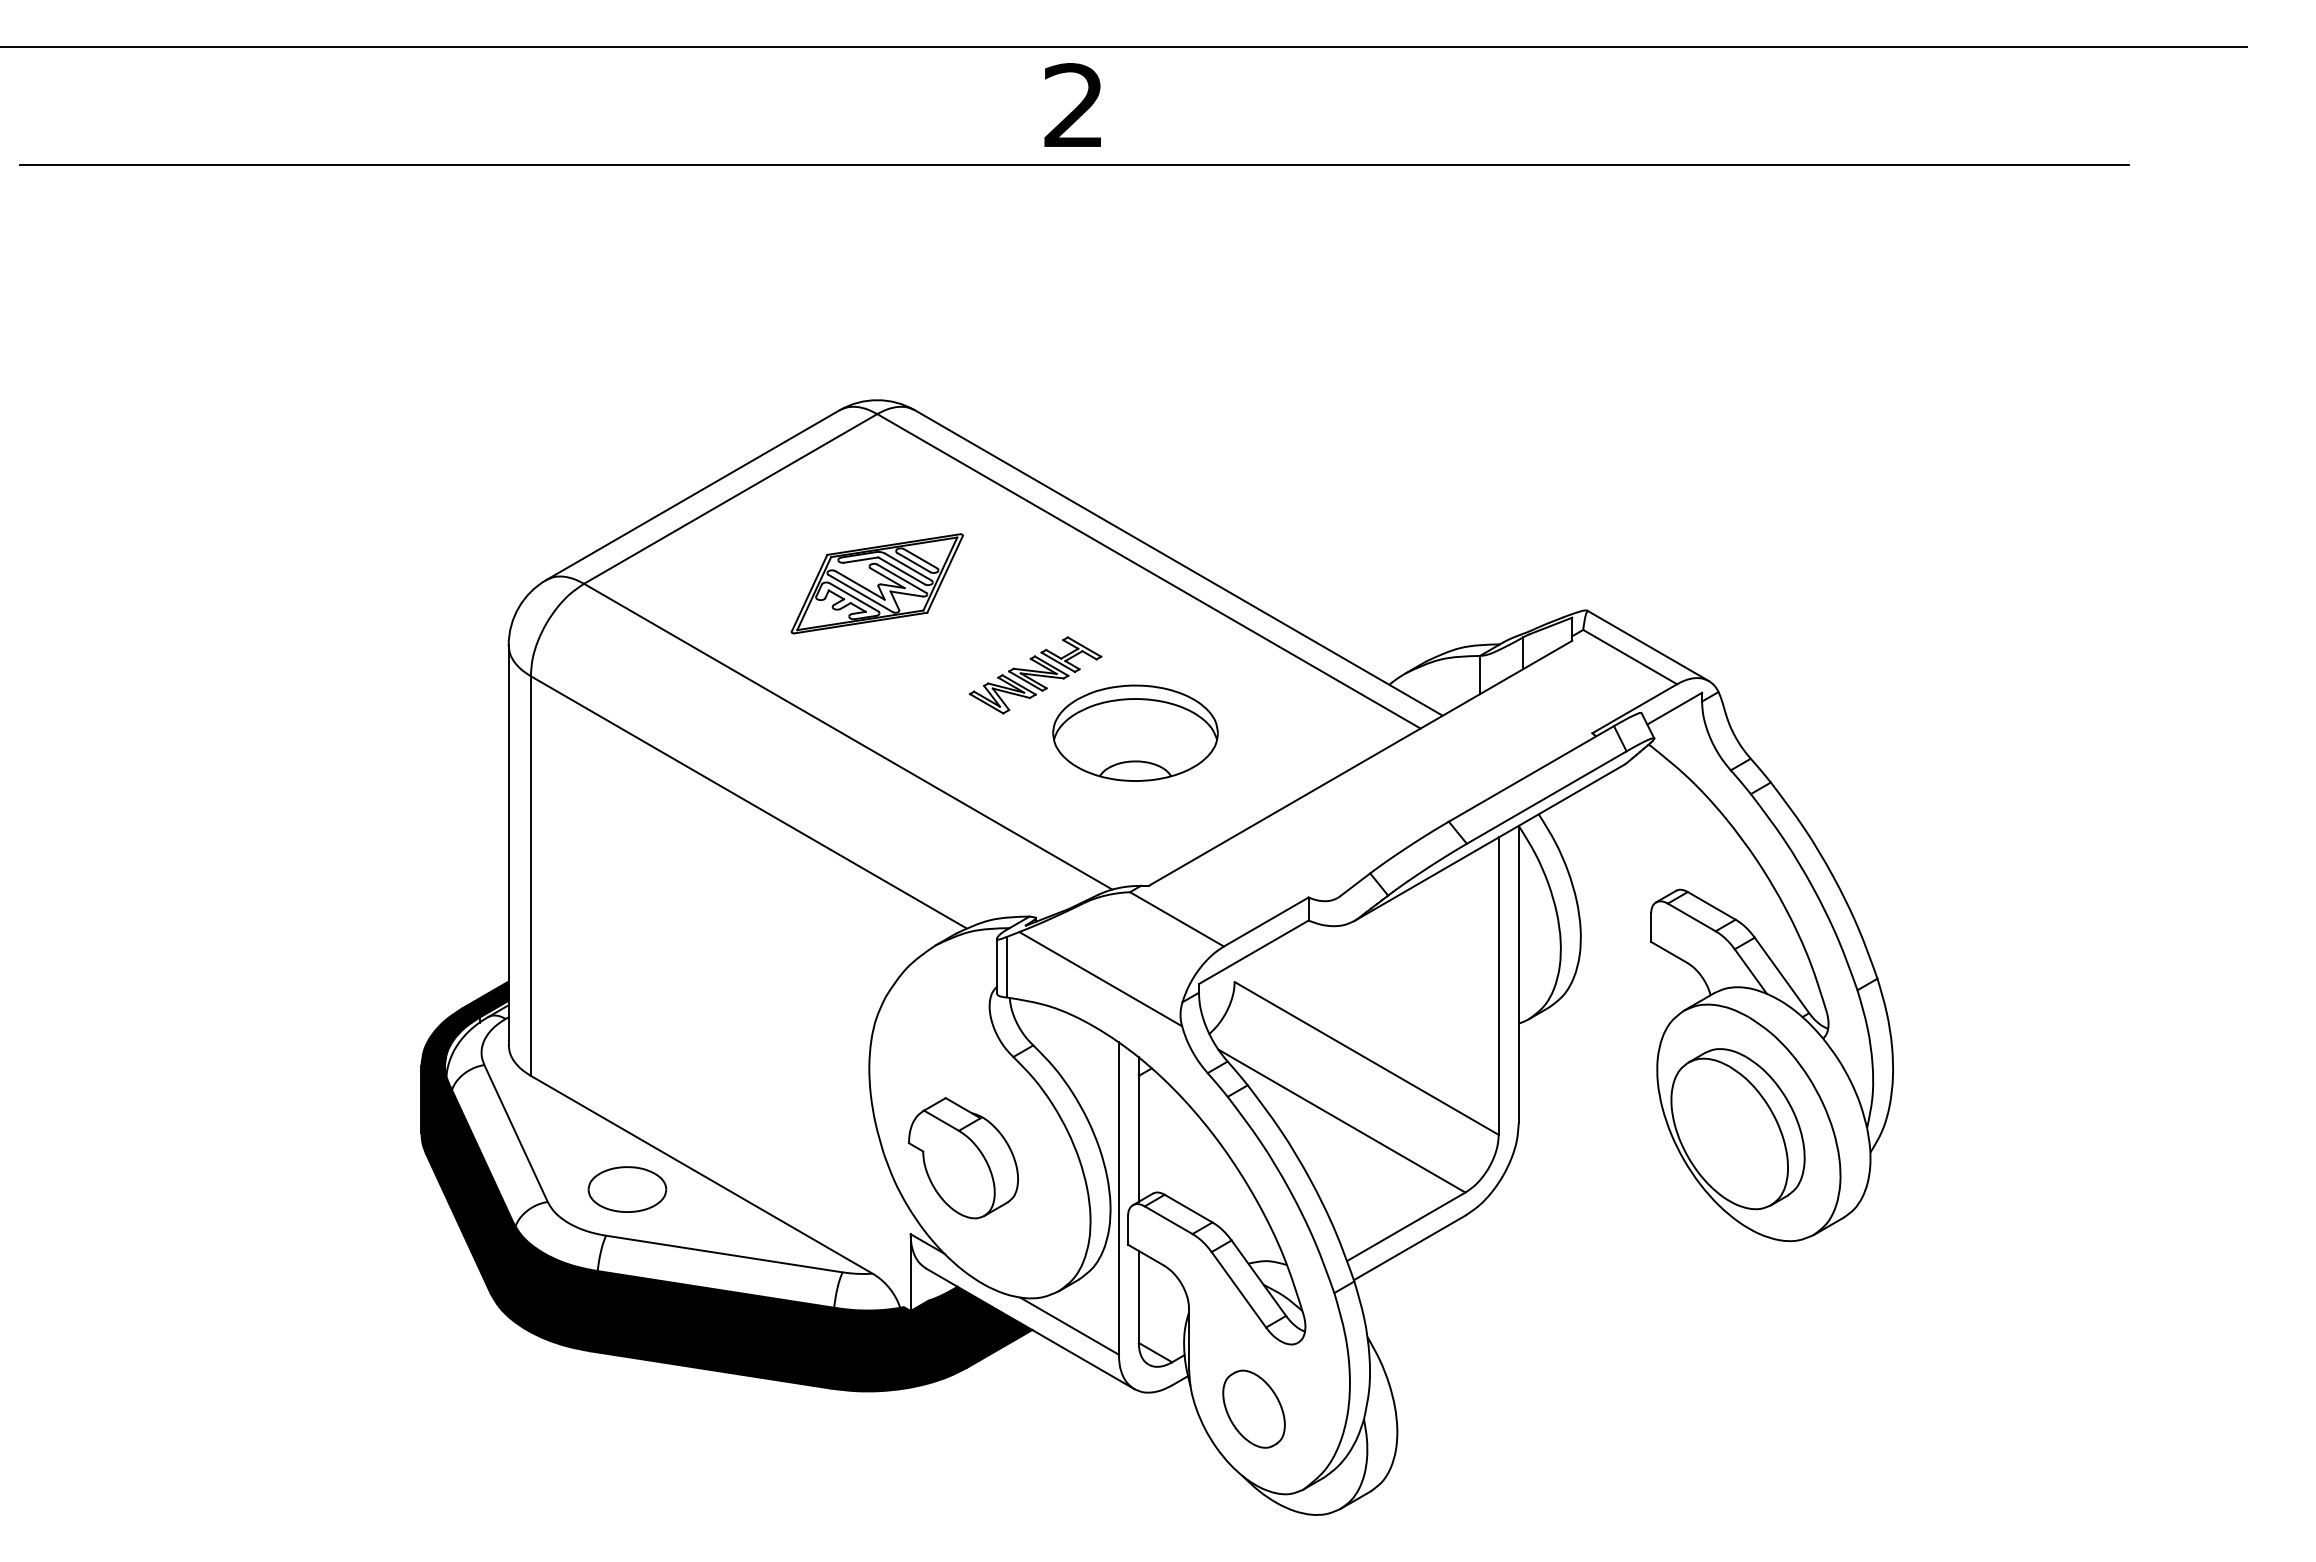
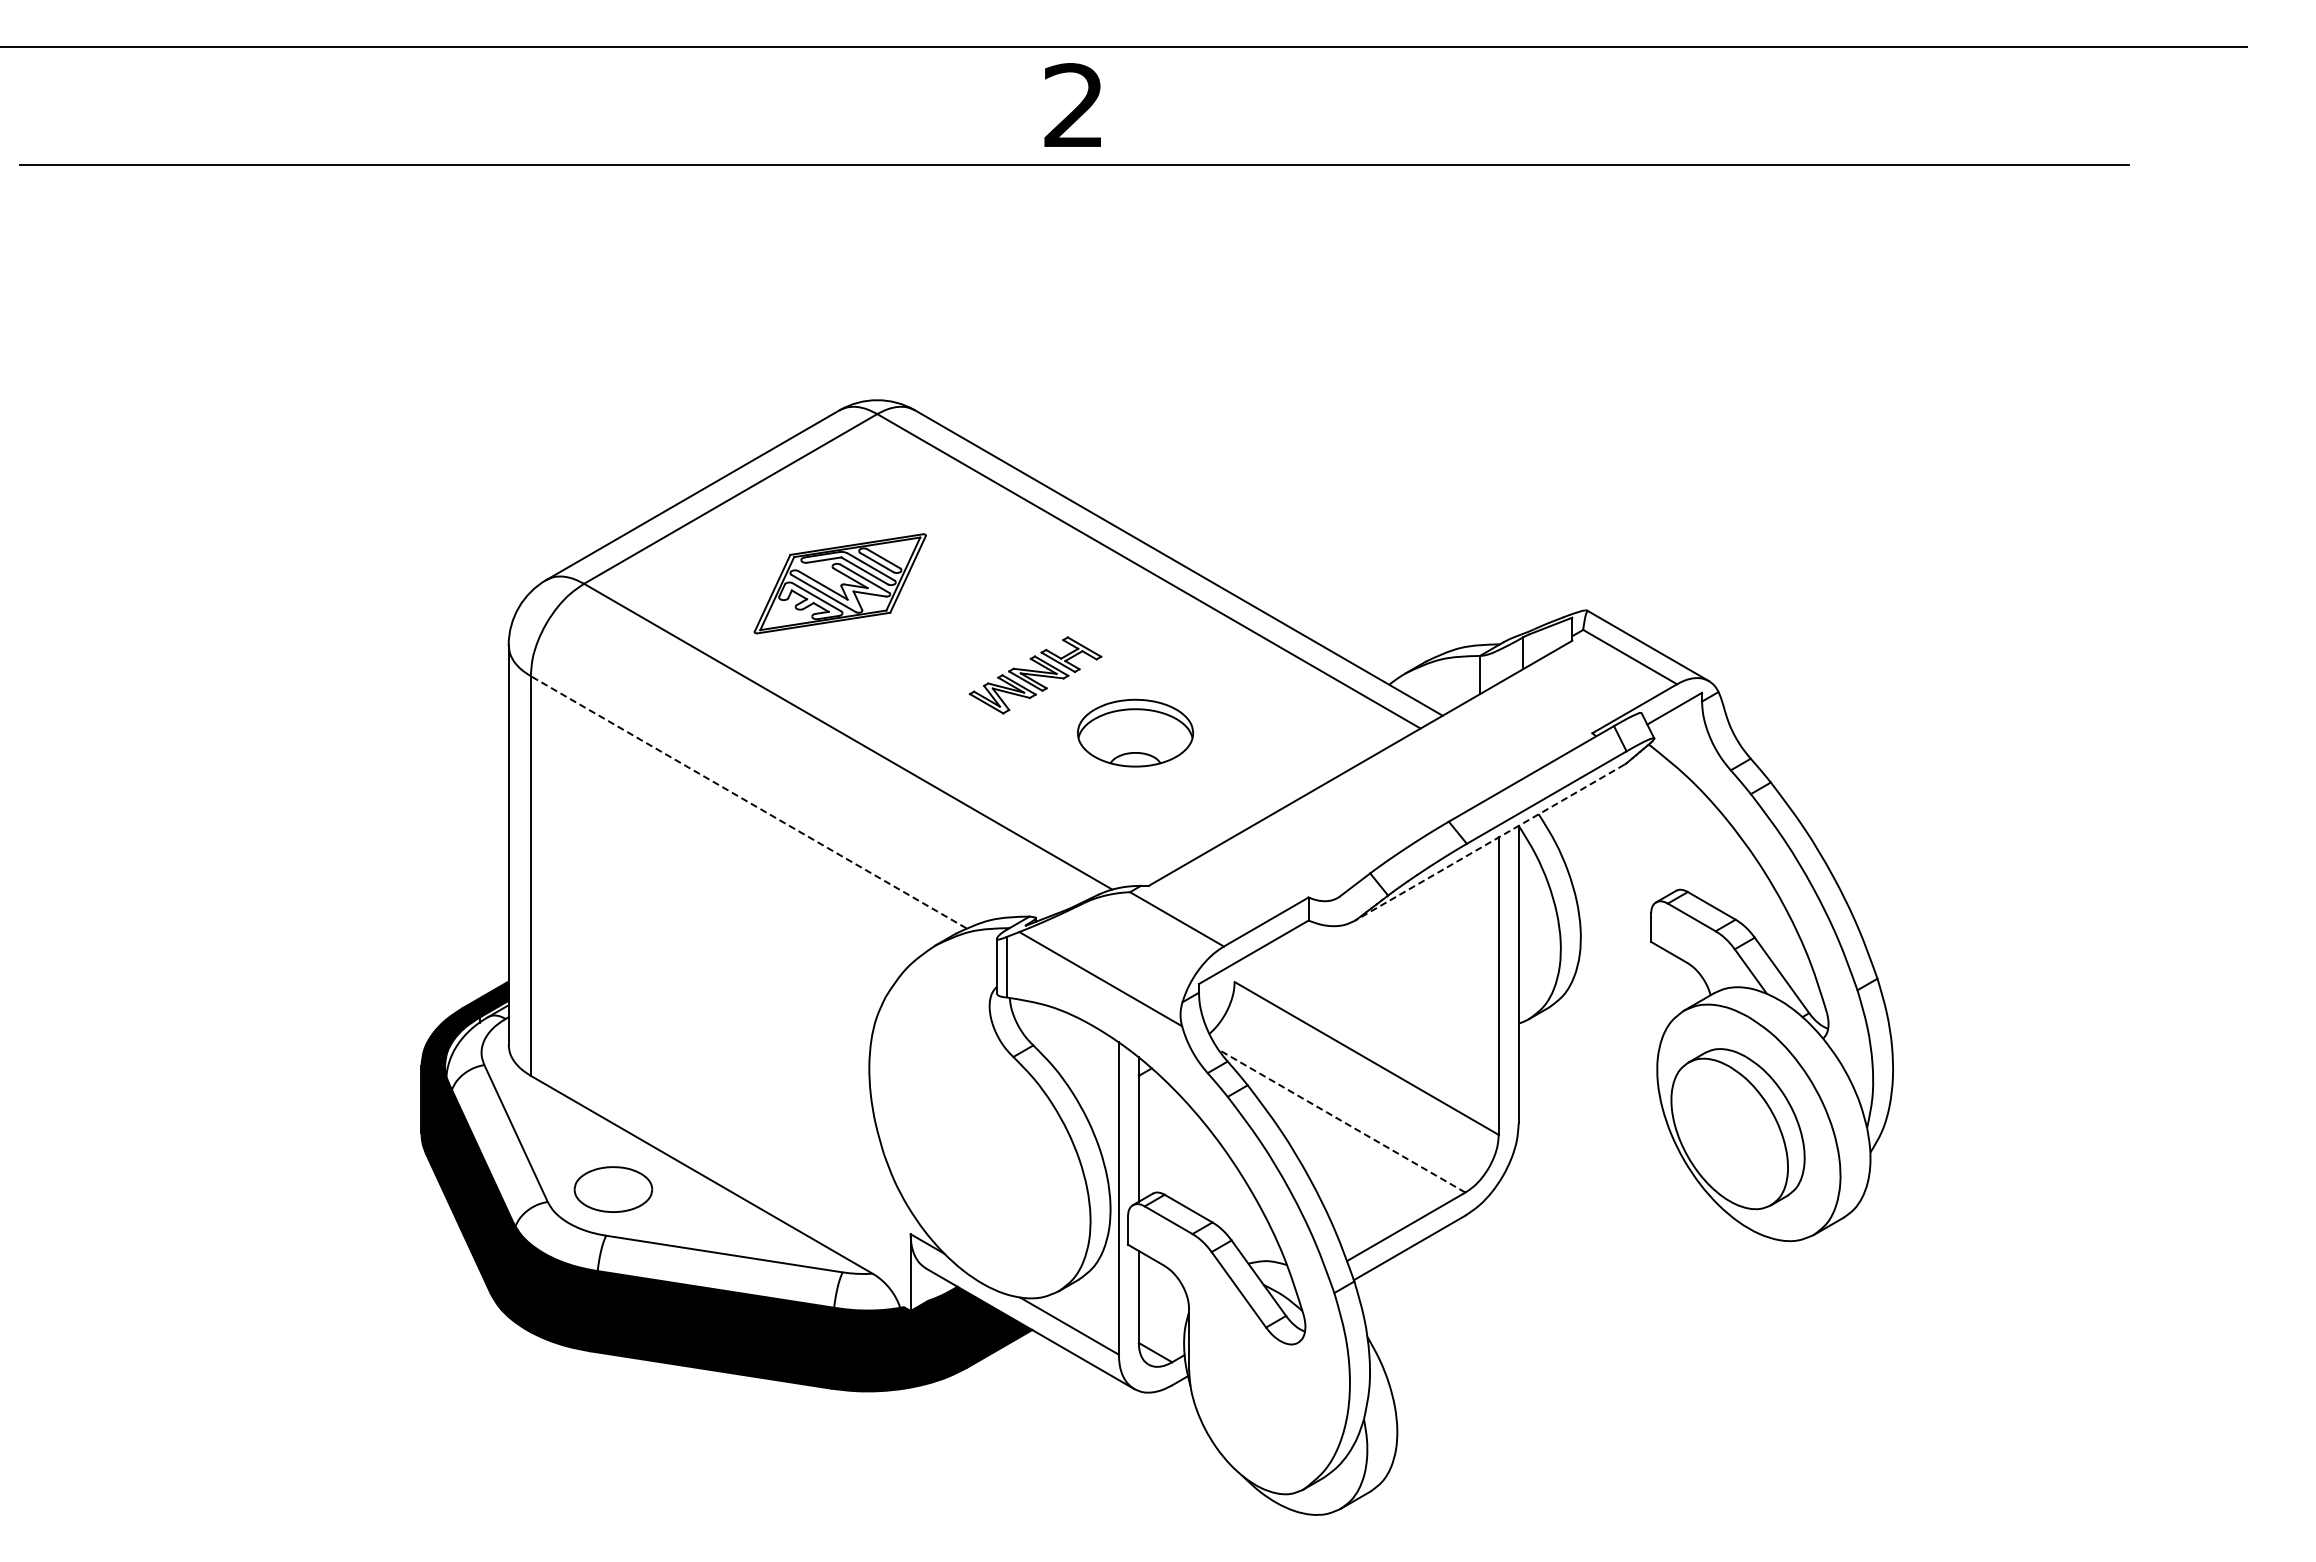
part position: (876, 583) -> (839, 583) (839, 583)
part size: 167x98 px -> 118x70 px (1135, 732)
line: solid -> dashed (748, 802)
line: solid -> dashed (1488, 843)
line: solid -> dashed (1341, 1121)
part: present -> none (962, 1158)
part position: (627, 1189) -> (613, 1189) (613, 1189)
part: present -> none (1253, 1408)
